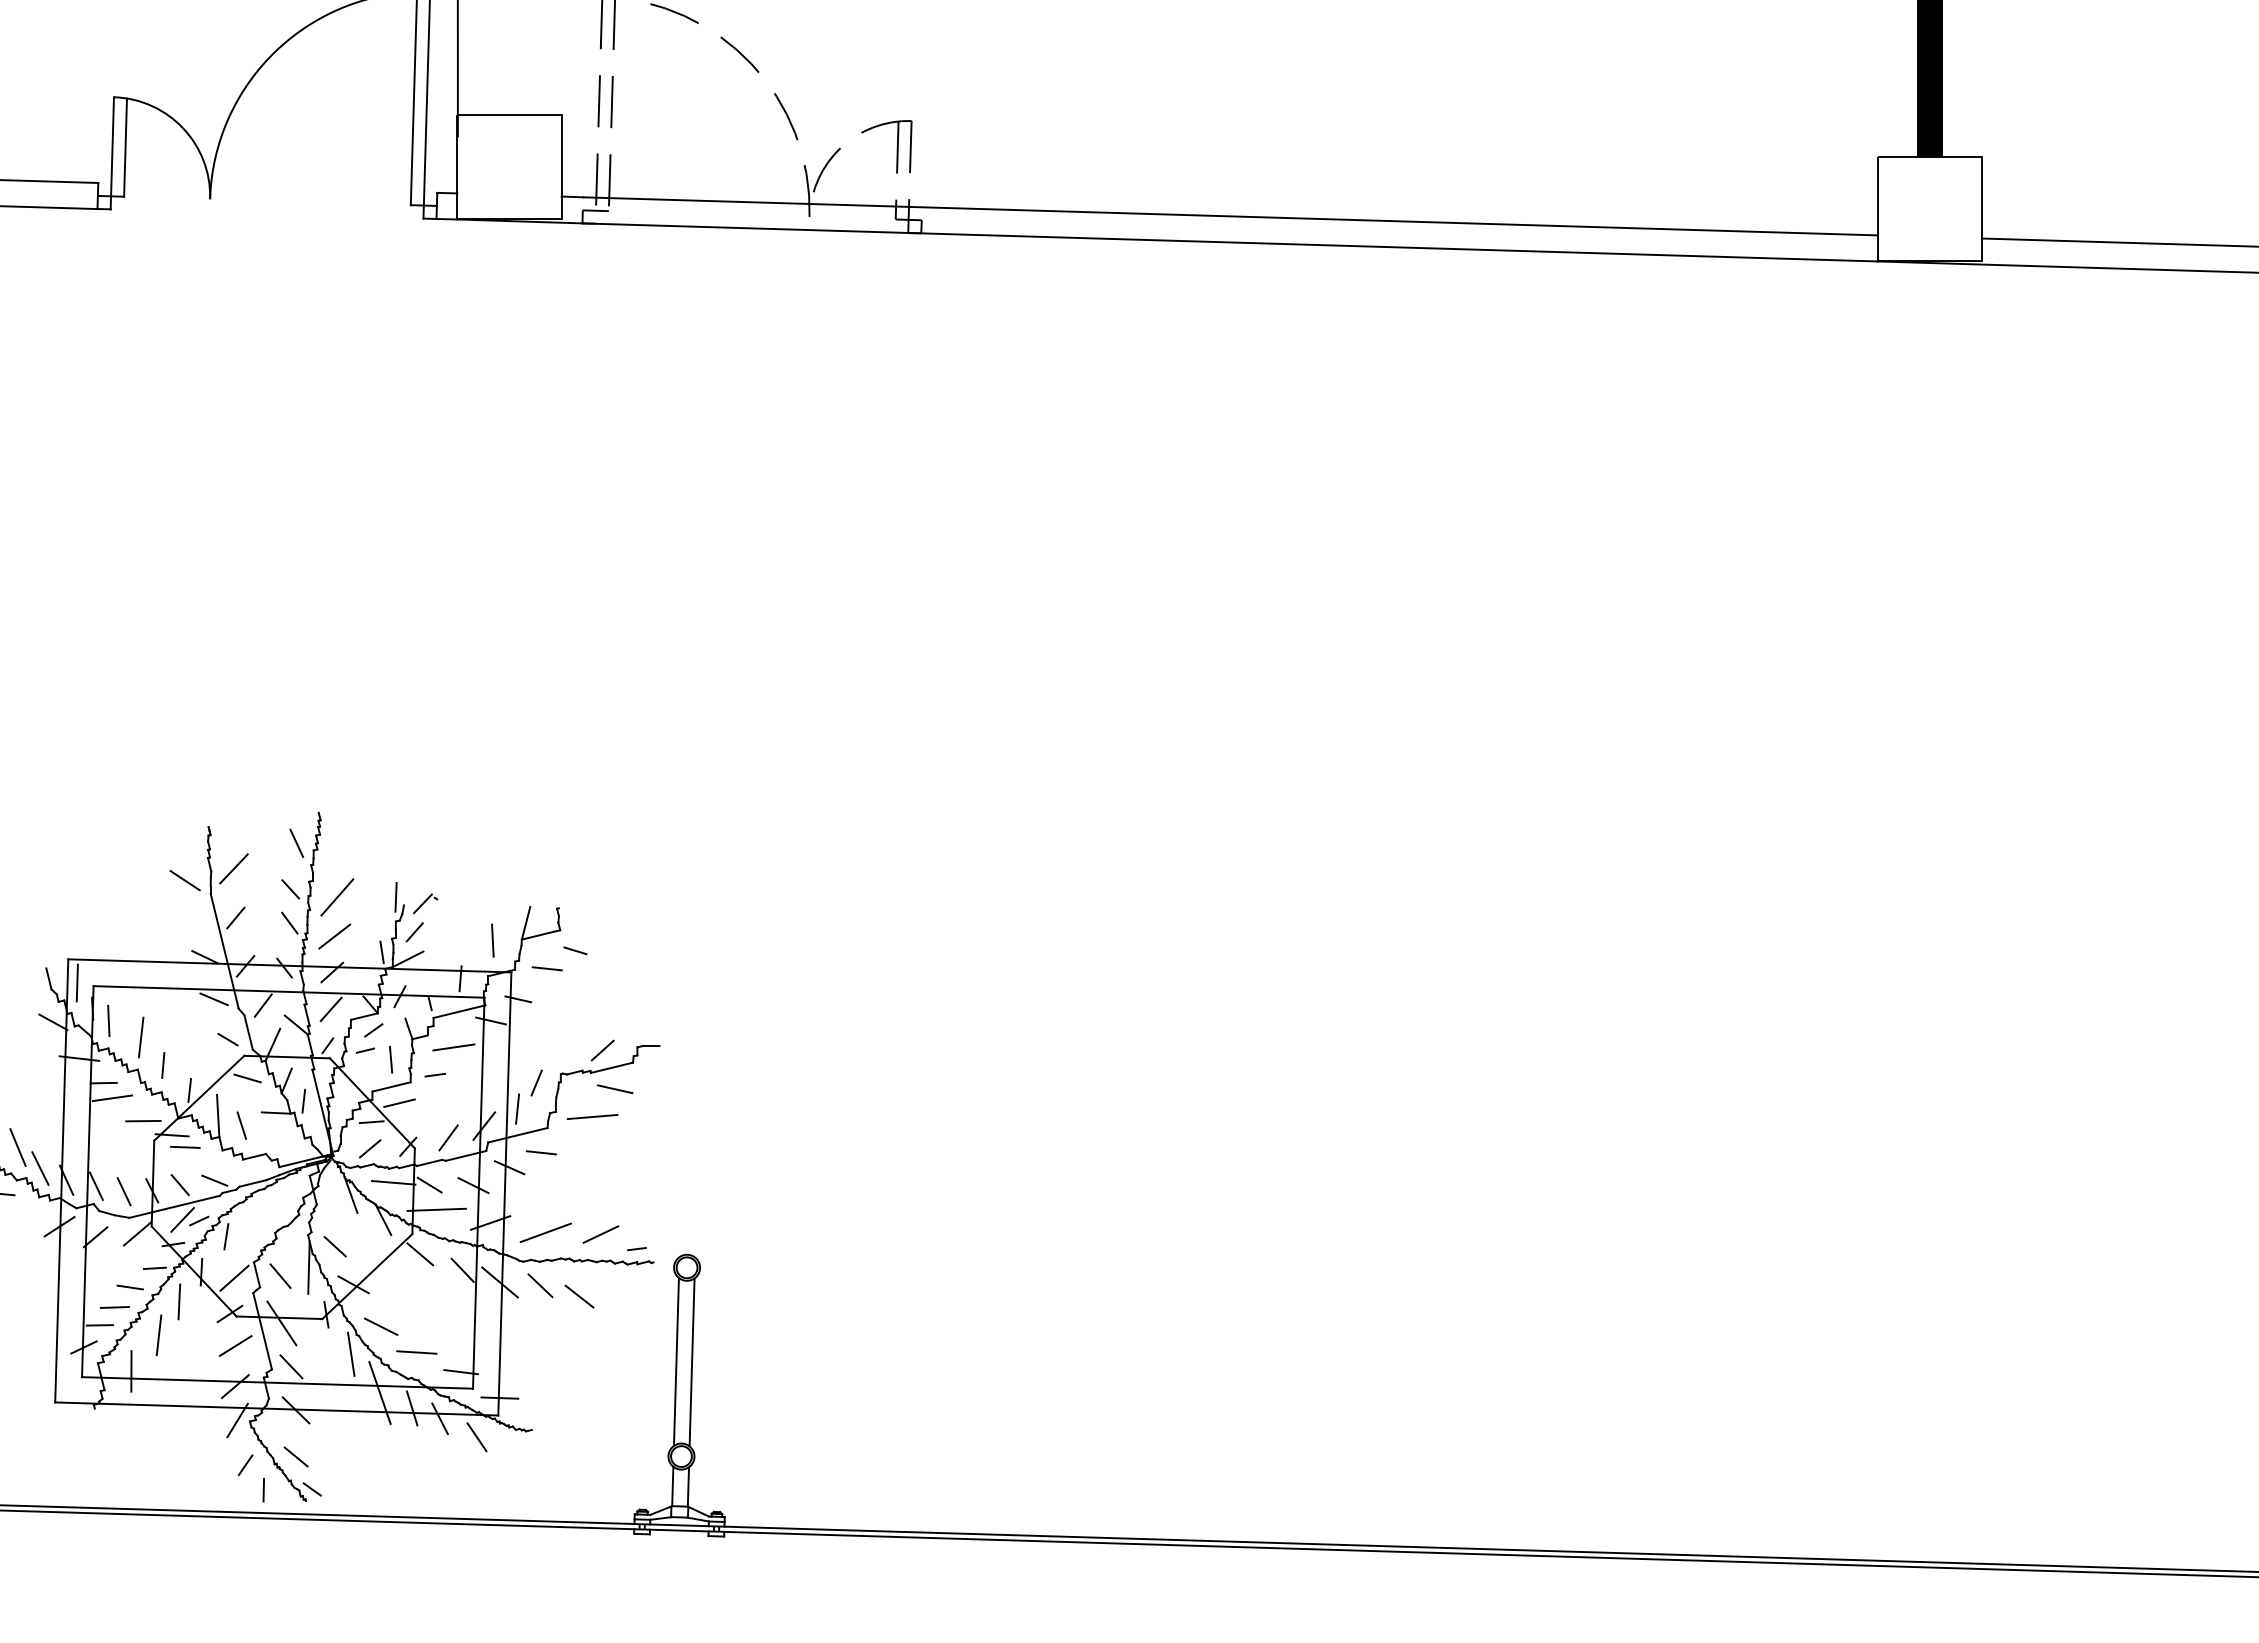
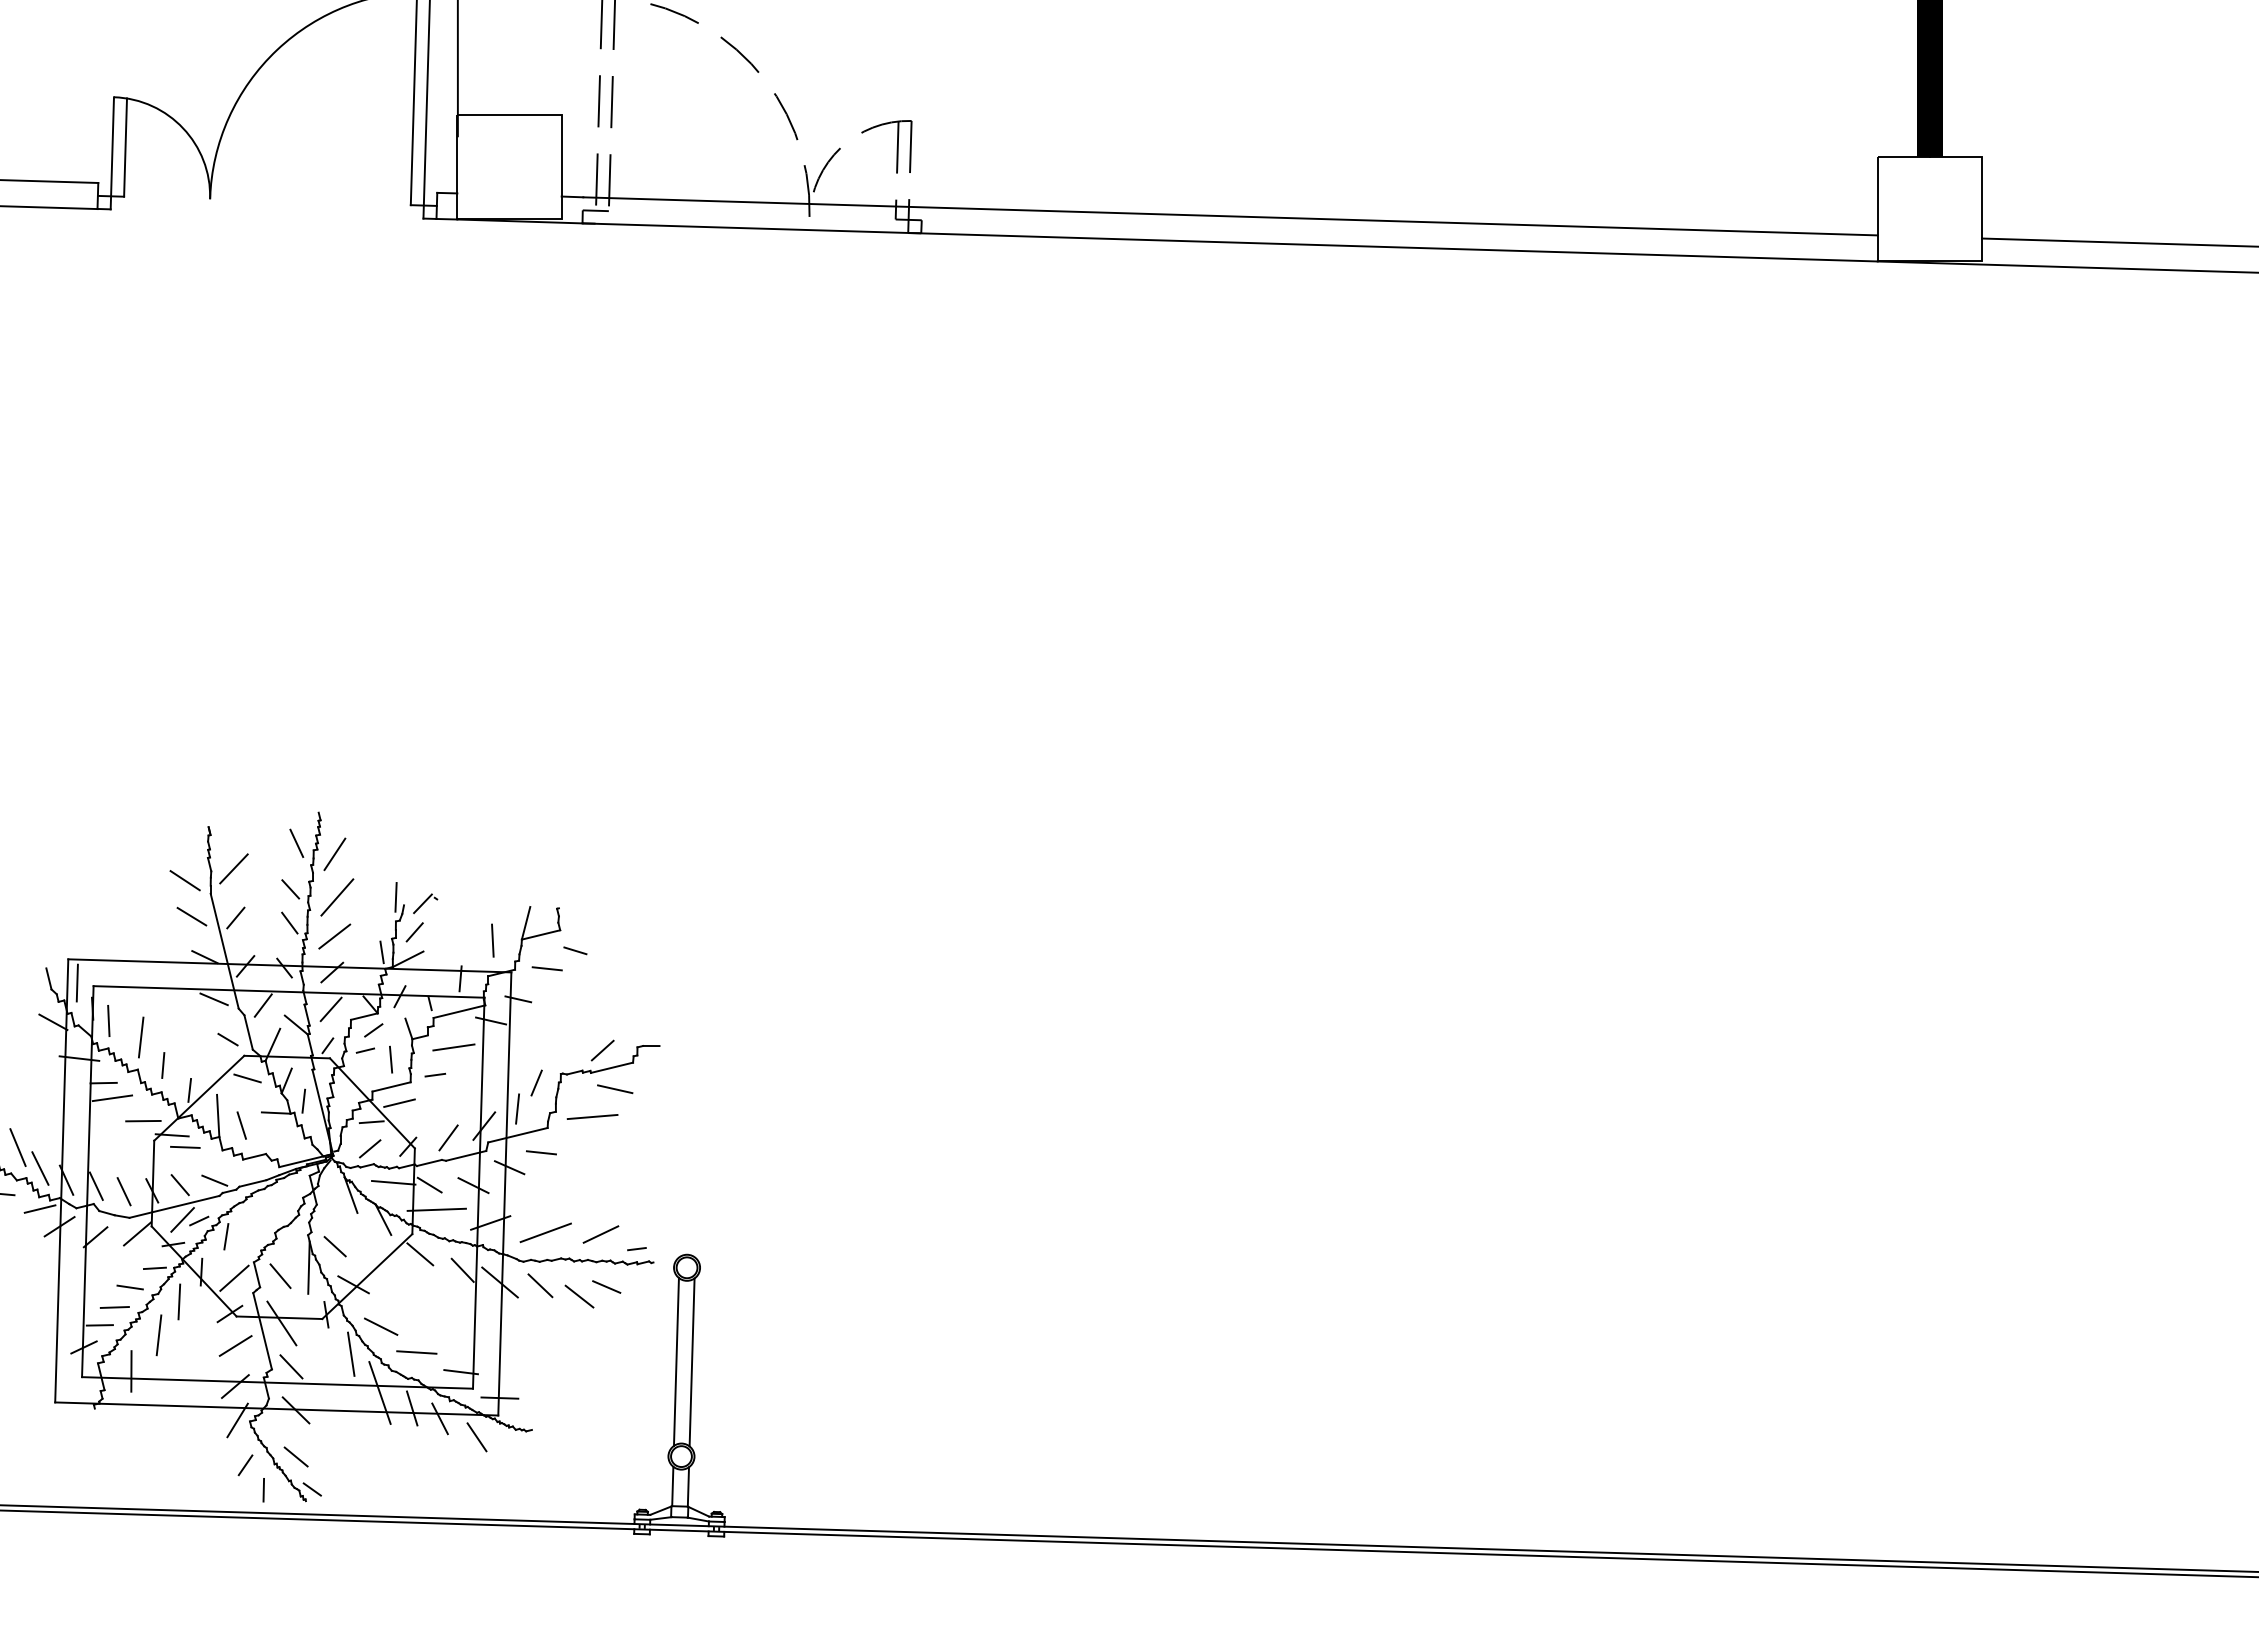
line: none -> present (334, 854)
line: none -> present (191, 916)
line: none -> present (39, 1208)
line: none -> present (606, 1286)
